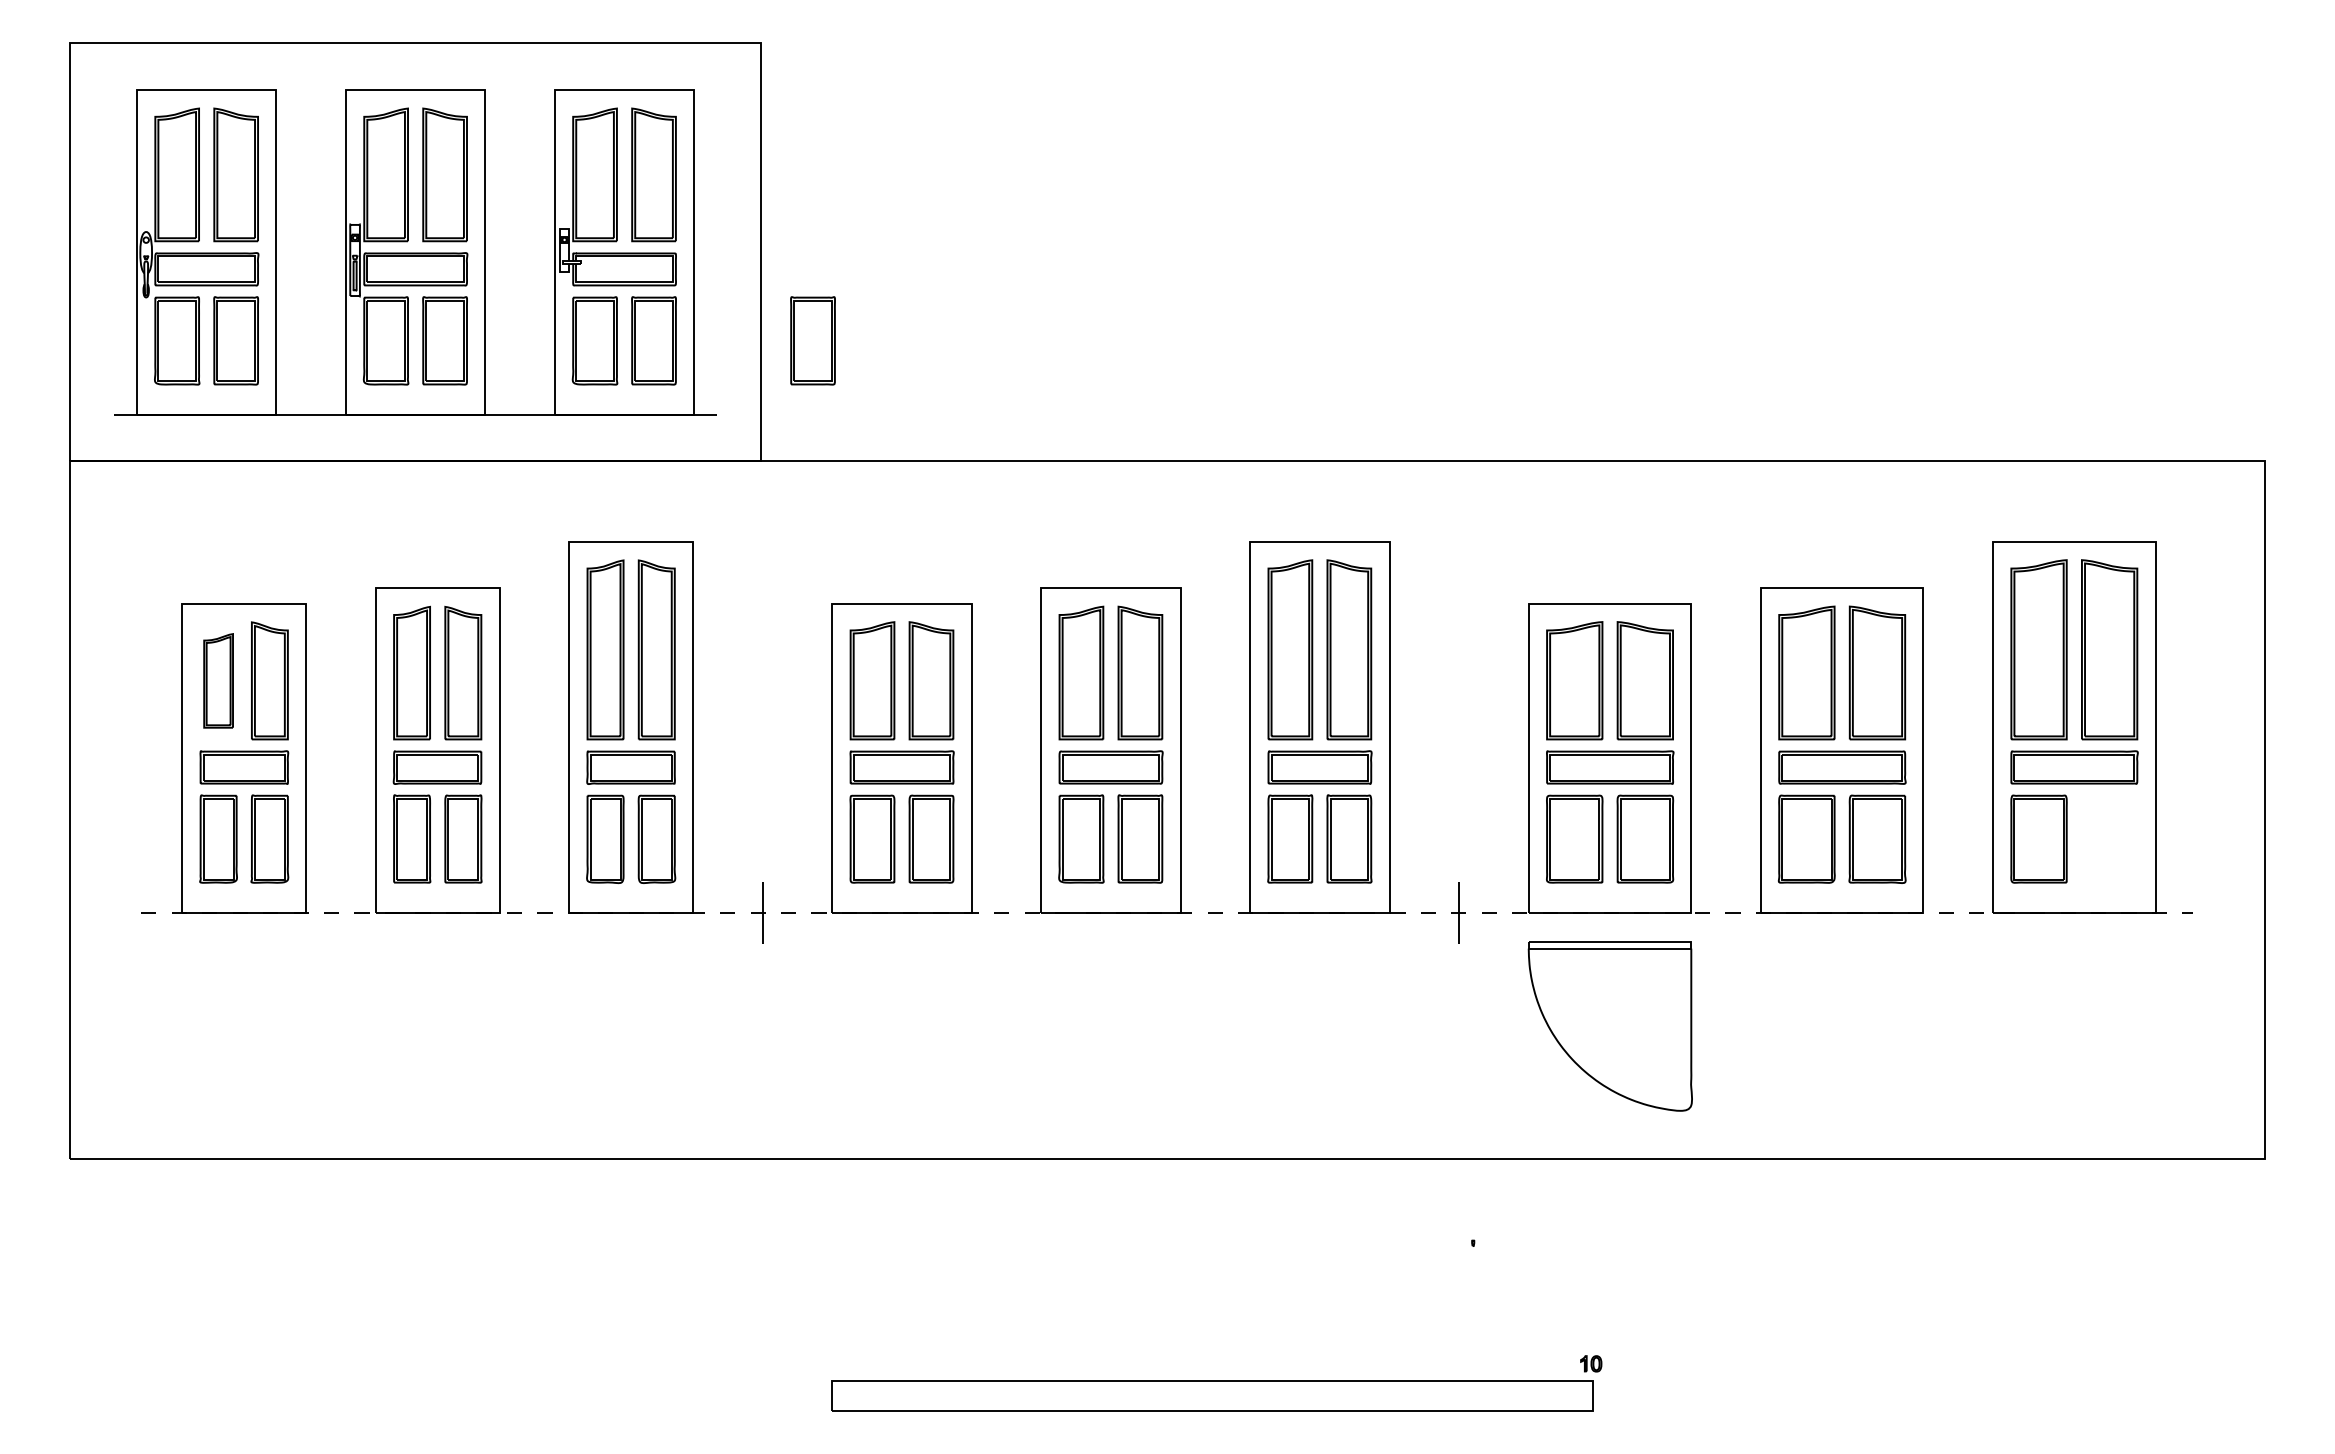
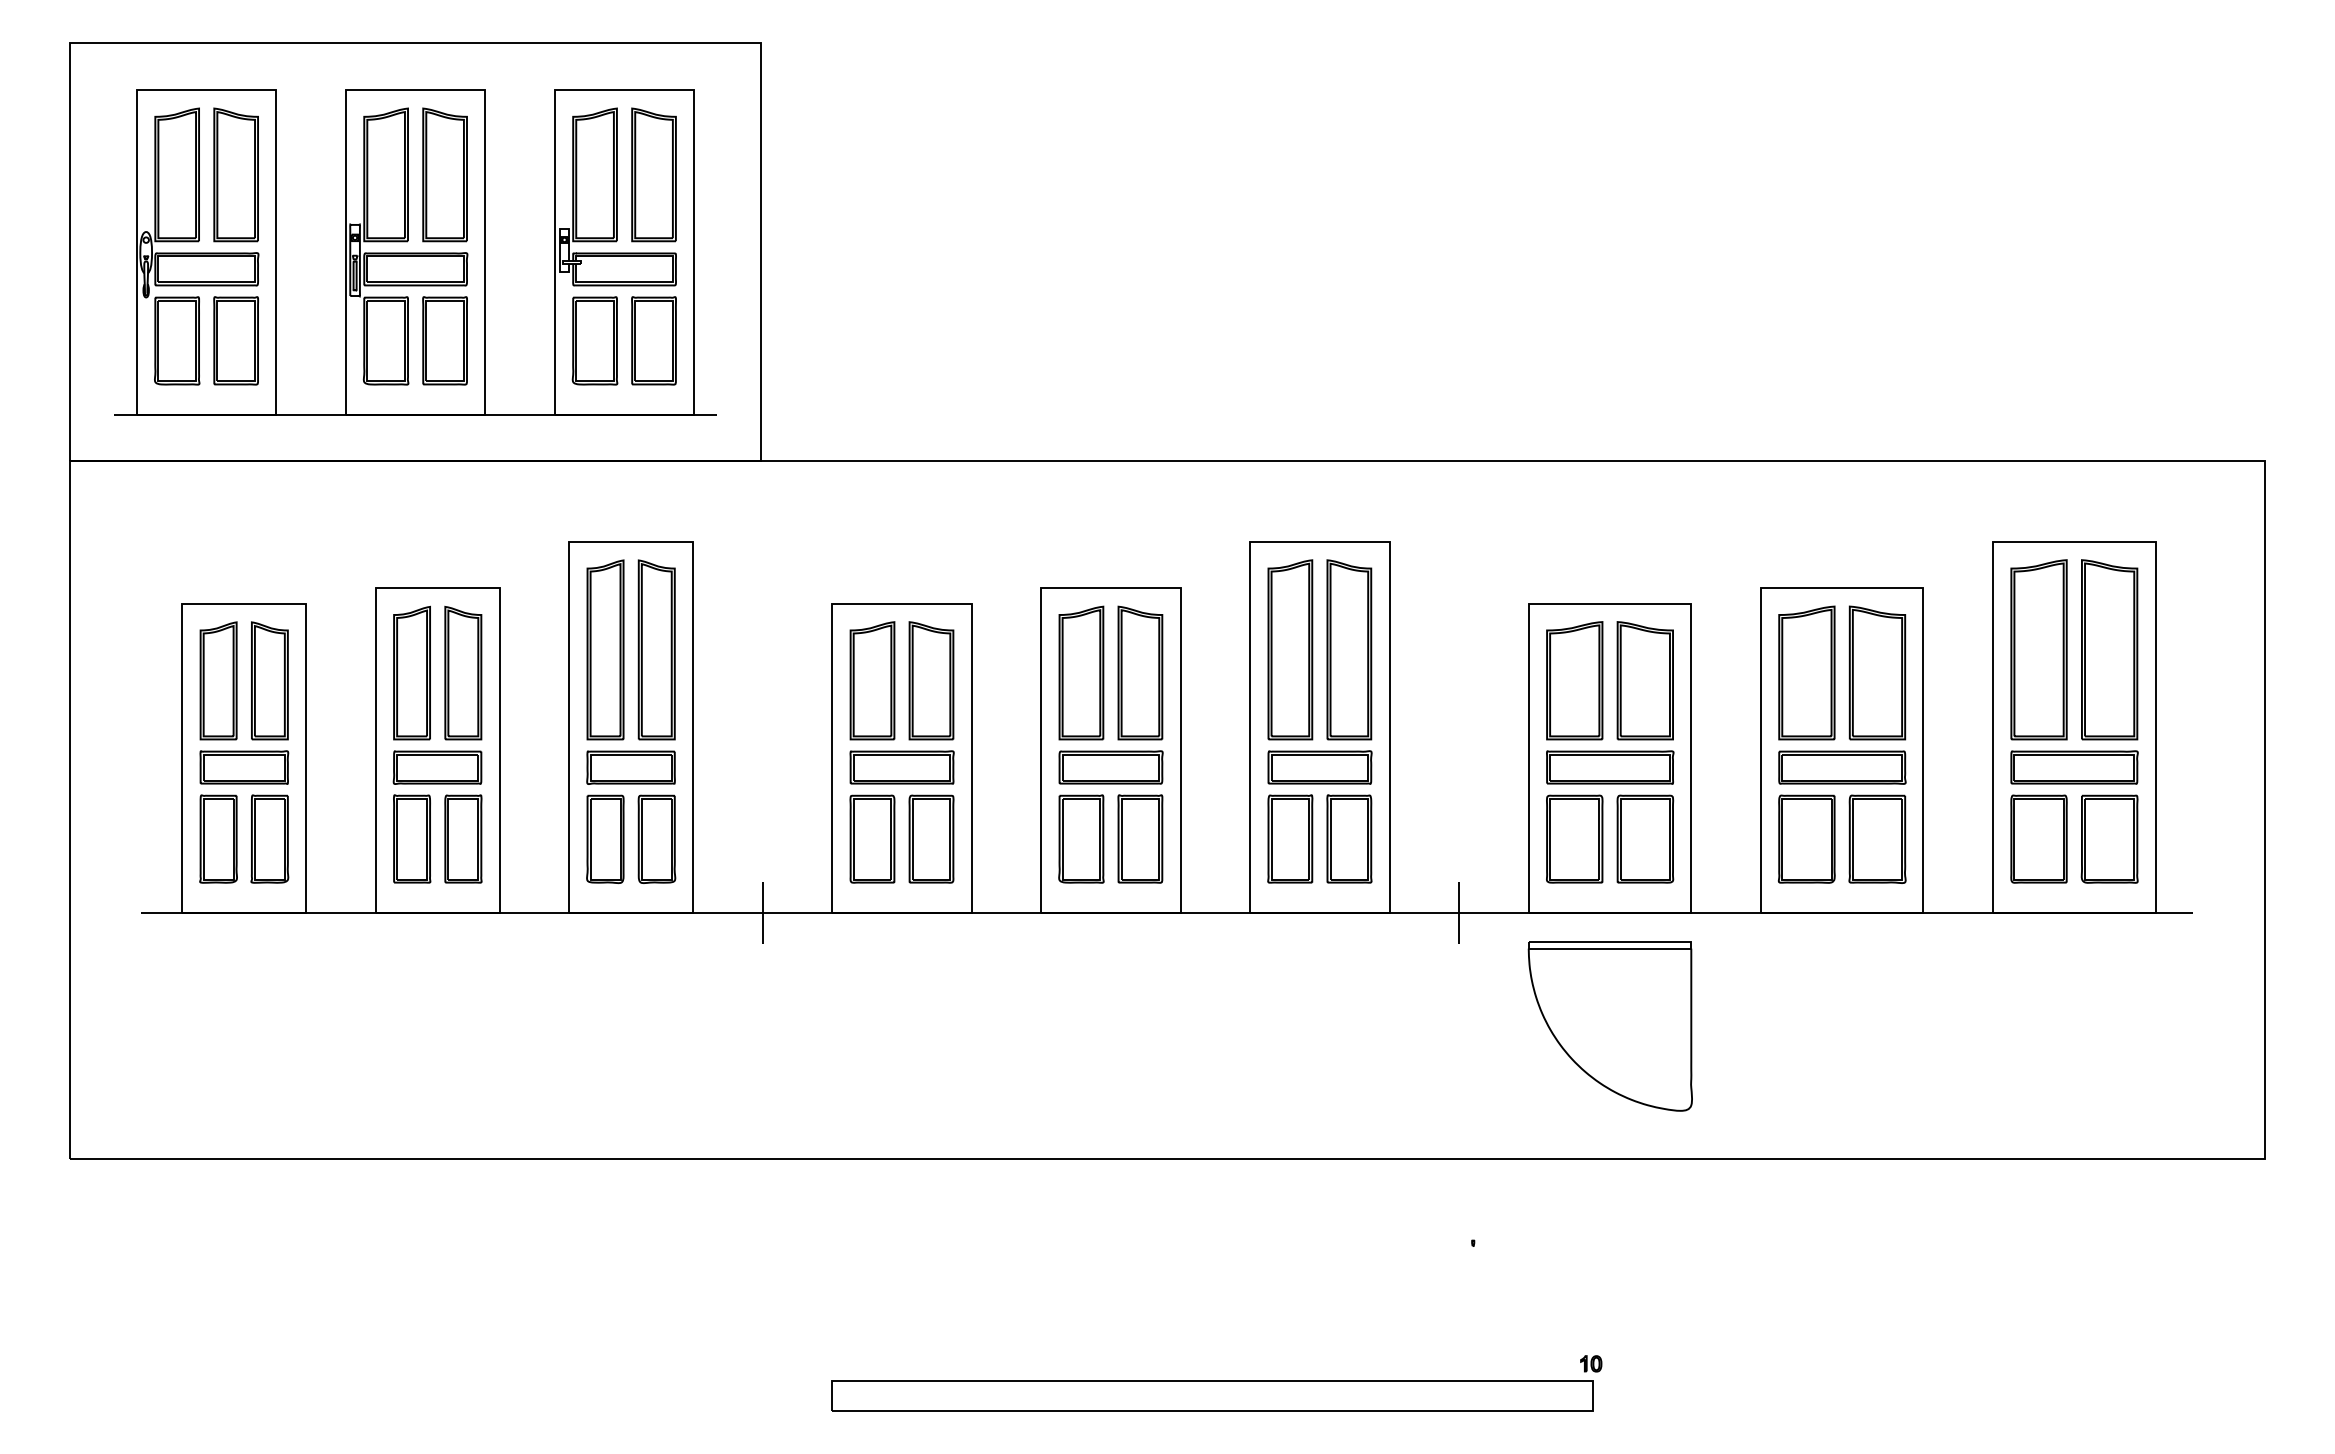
part: present -> none (812, 340)
part size: 31x96 px -> 39x120 px (218, 680)
part: none -> present (2109, 838)
line: dashed -> solid (1167, 913)
